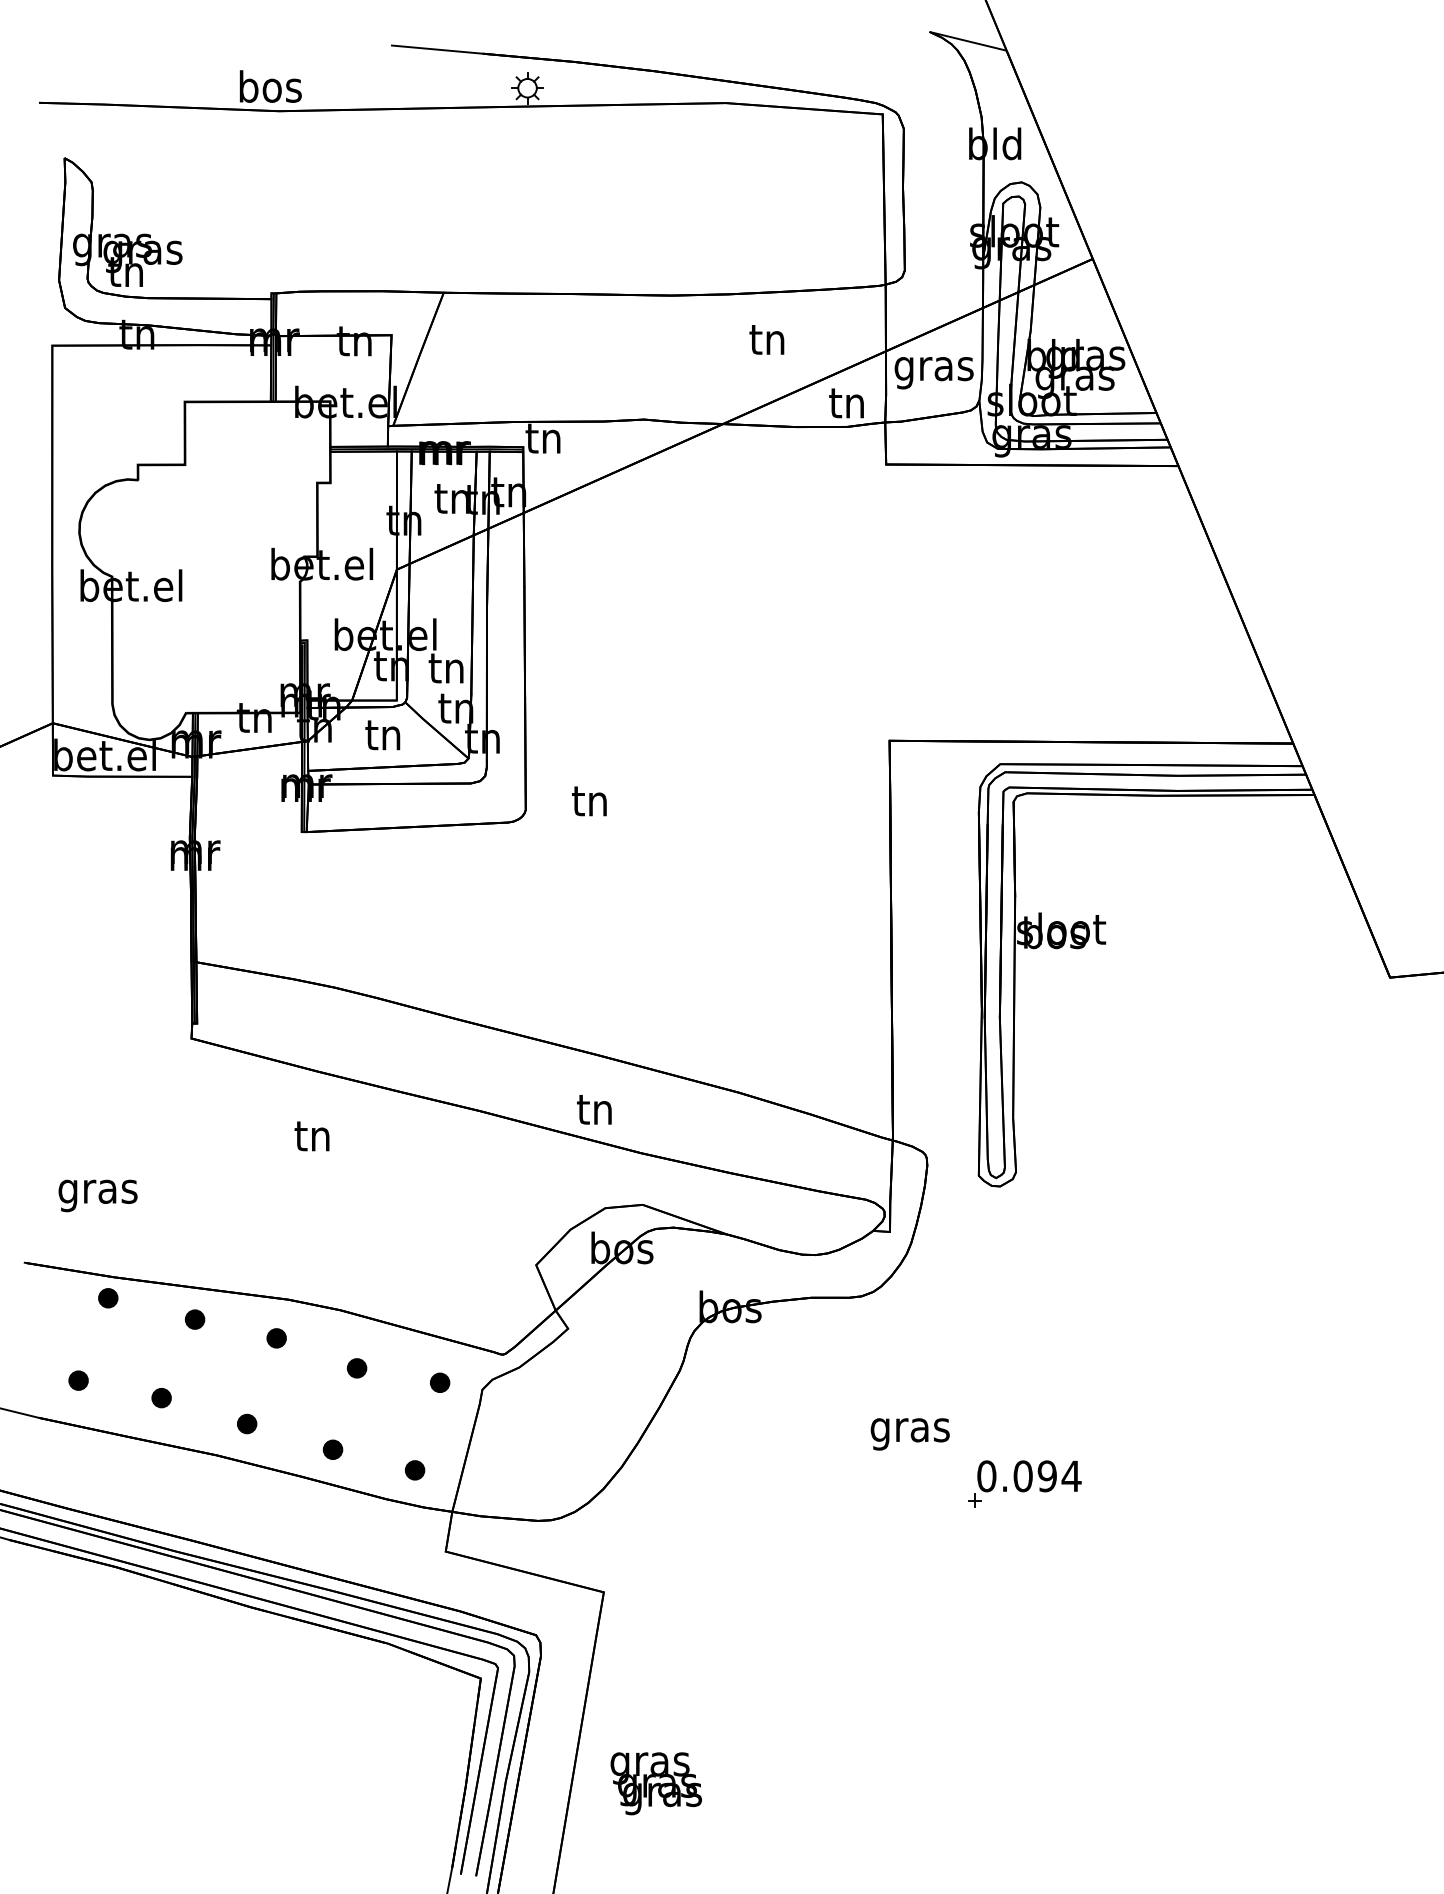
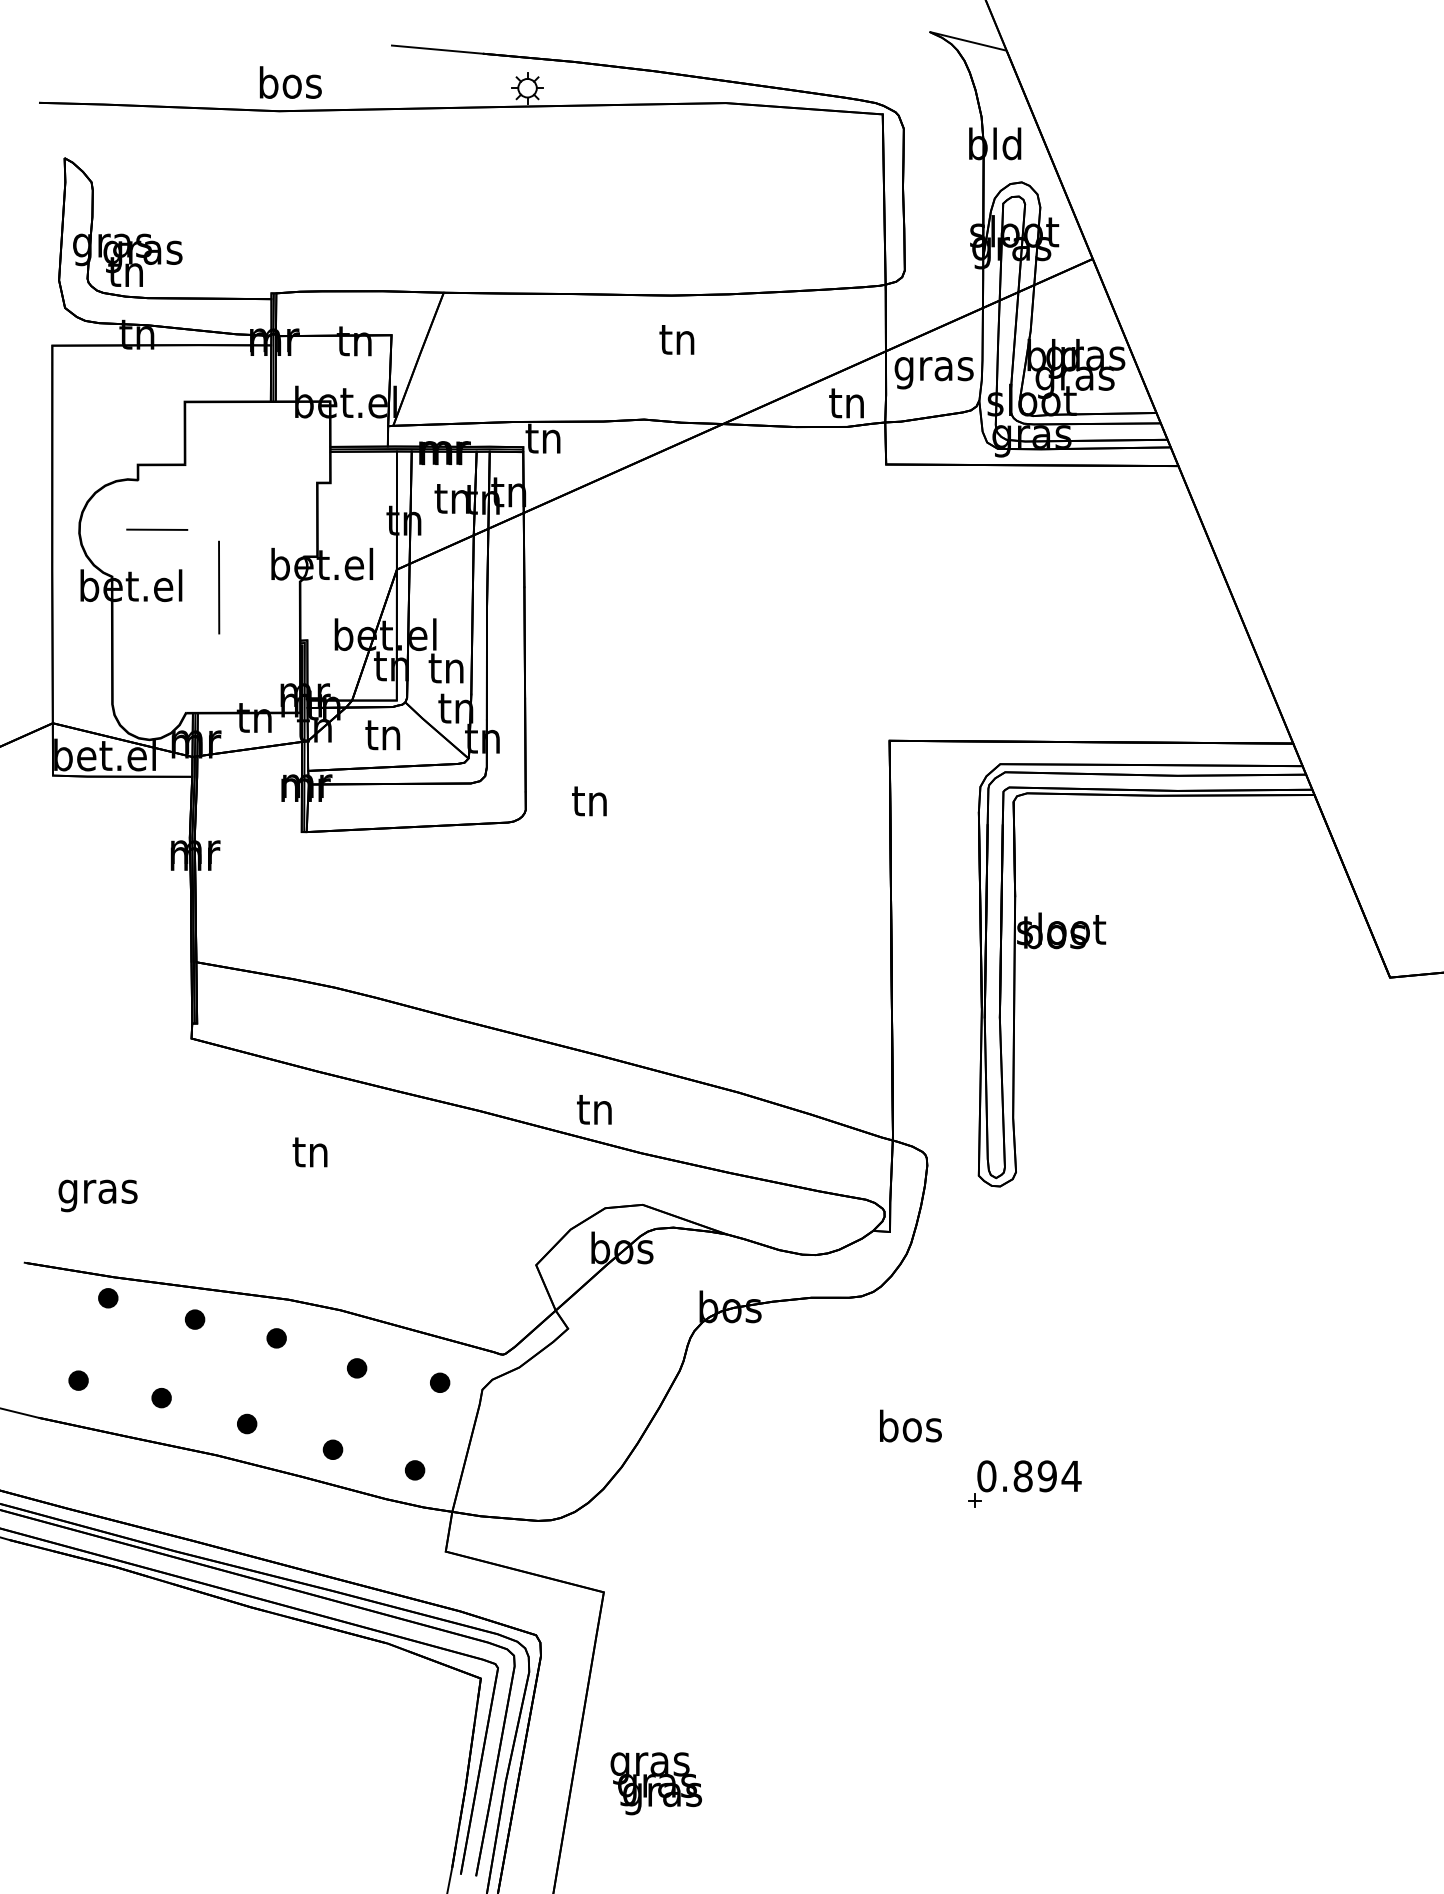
text position: (270, 86) -> (290, 82) (290, 82)
text position: (766, 339) -> (676, 339) (676, 339)
line: none -> present (157, 529)
line: none -> present (219, 587)
text position: (311, 1136) -> (309, 1152) (309, 1152)
text: gras -> bos (909, 1429)
text: 0.094 -> 0.894 (1022, 1476)
